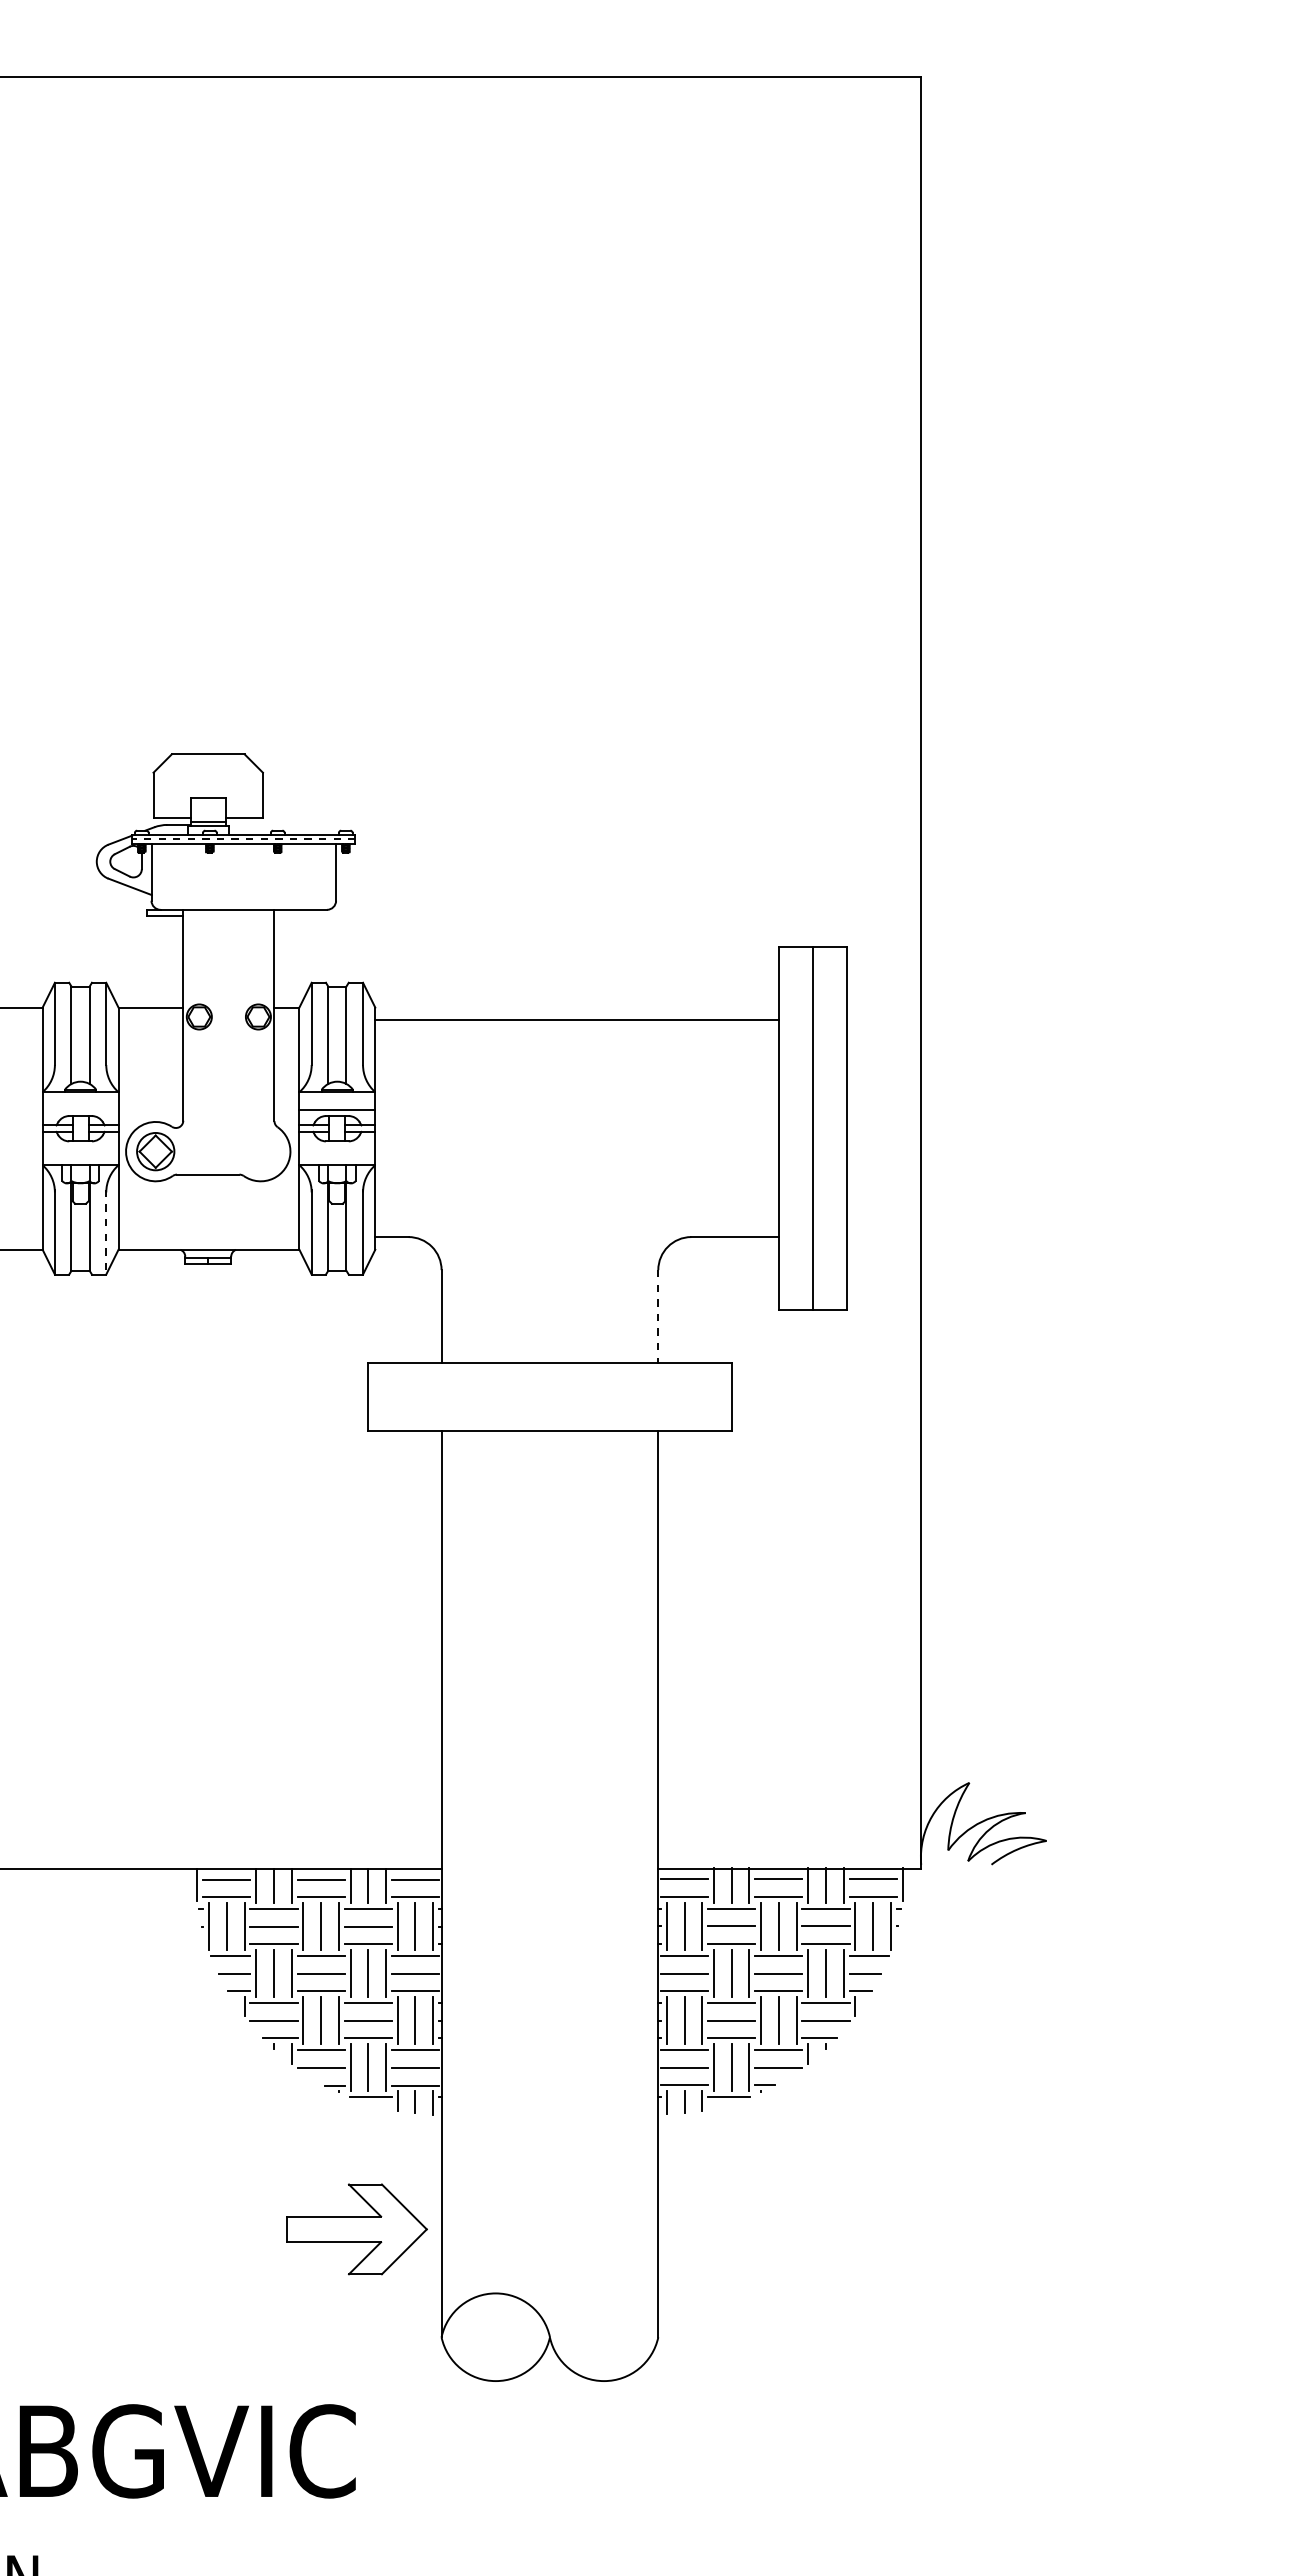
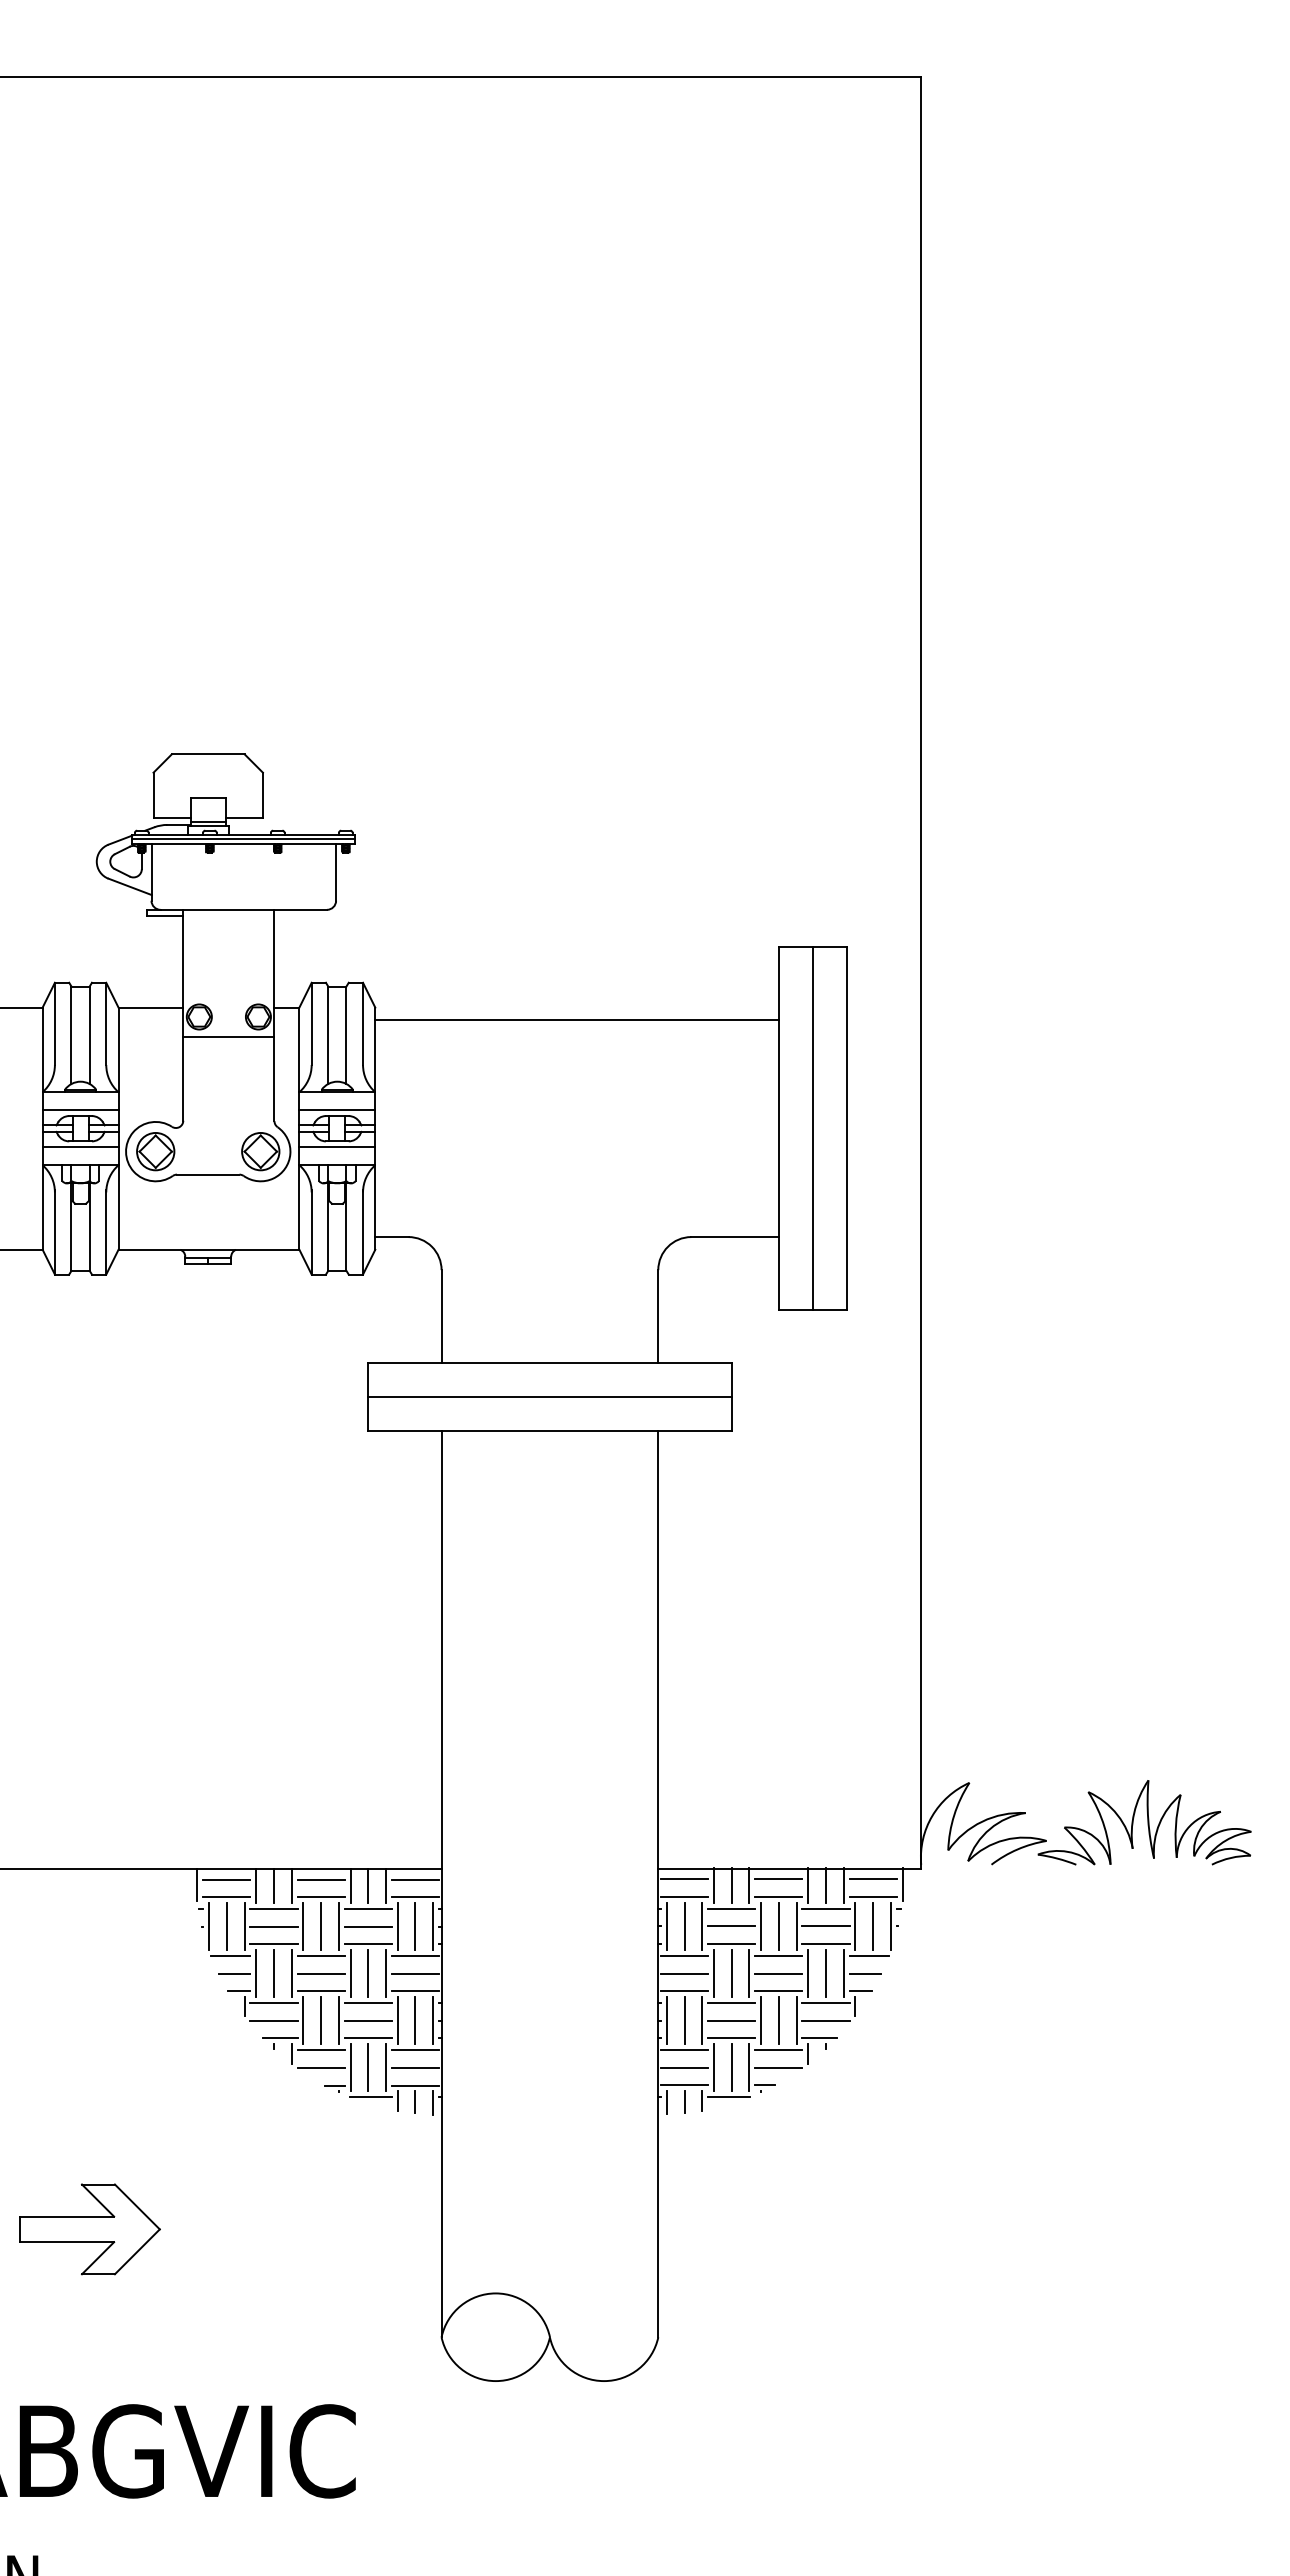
line: dashed -> solid (243, 839)
line: none -> present (228, 1037)
line: none -> present (80, 1110)
line: none -> present (80, 1146)
line: none -> present (337, 1146)
part: none -> present (260, 1151)
line: dashed -> solid (106, 1232)
line: dashed -> solid (658, 1316)
line: none -> present (549, 1397)
part: none -> present (1144, 1822)
part position: (356, 2229) -> (89, 2229) (89, 2229)
